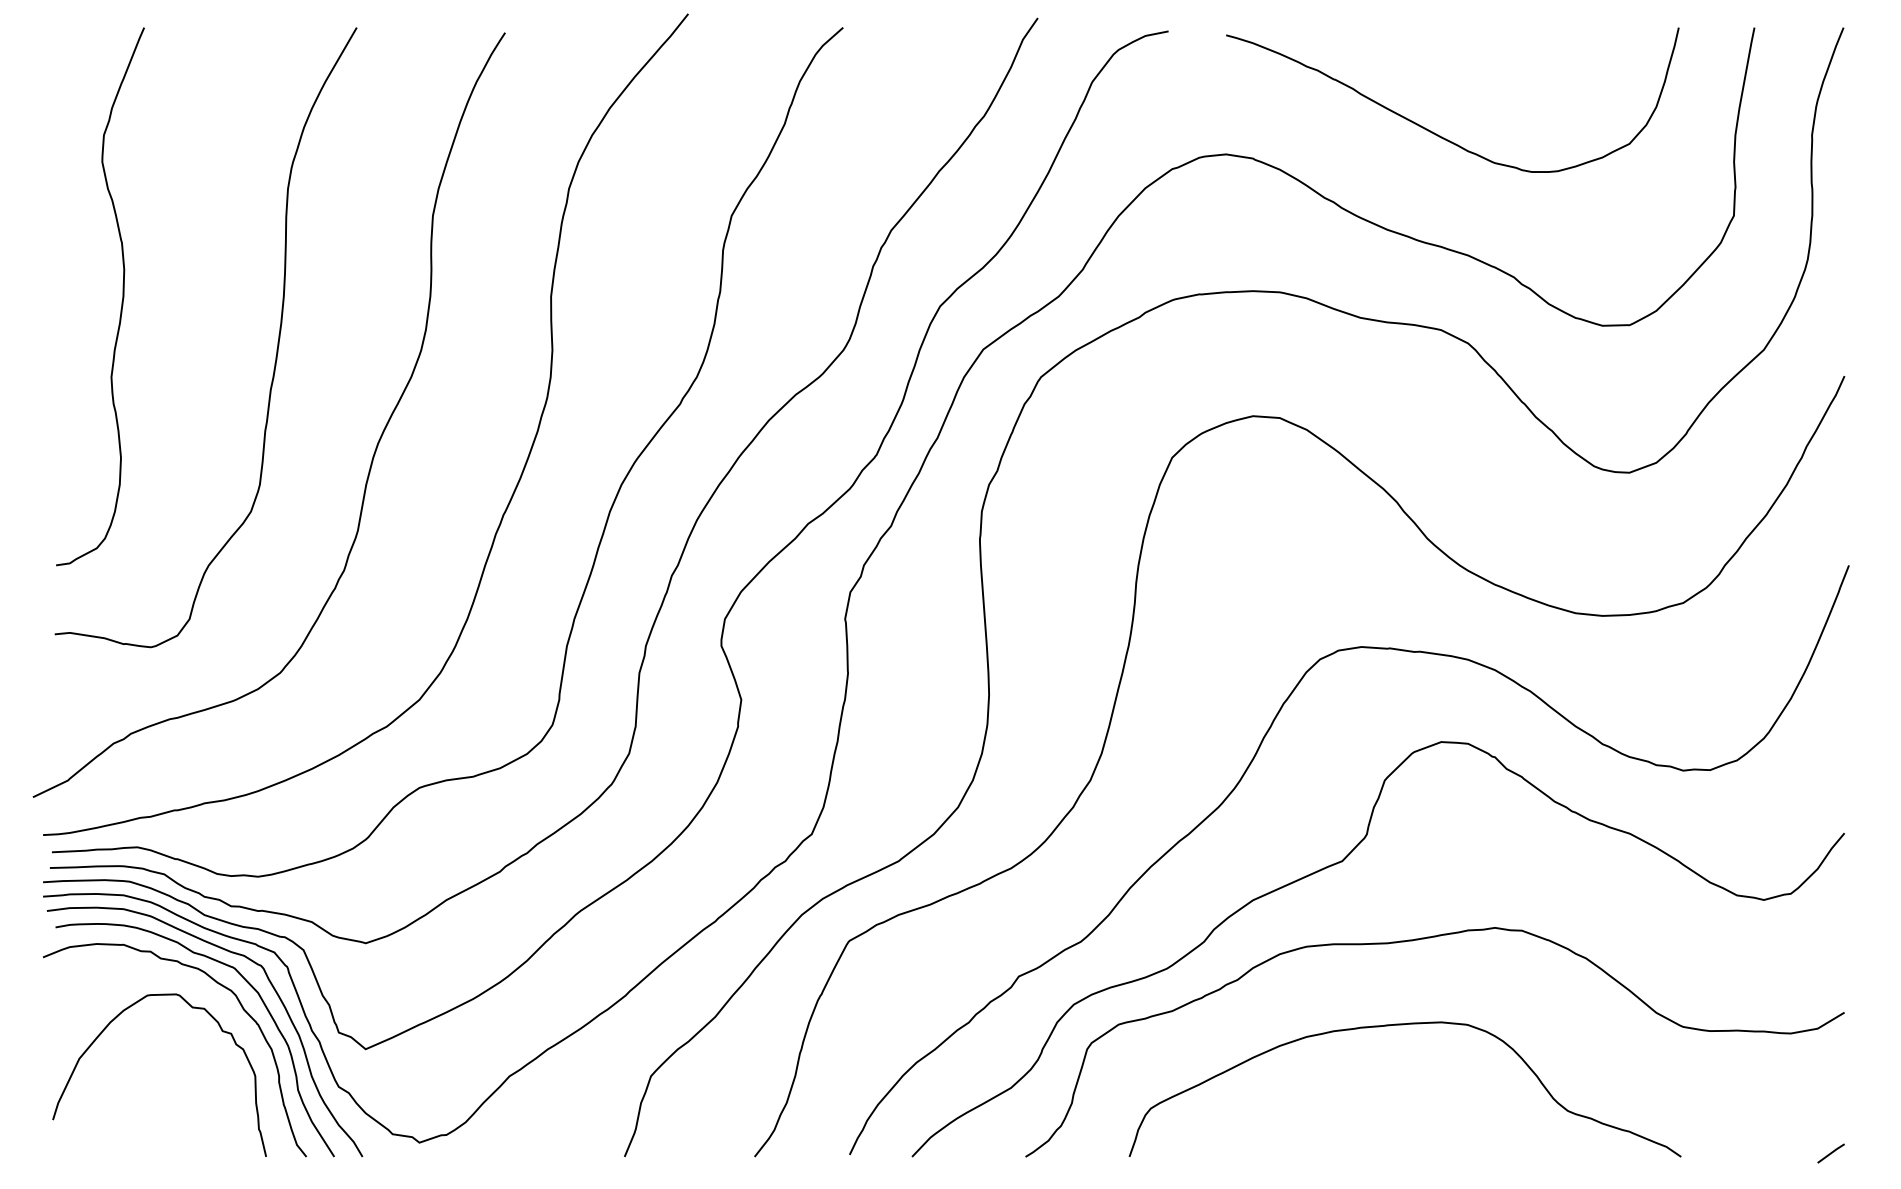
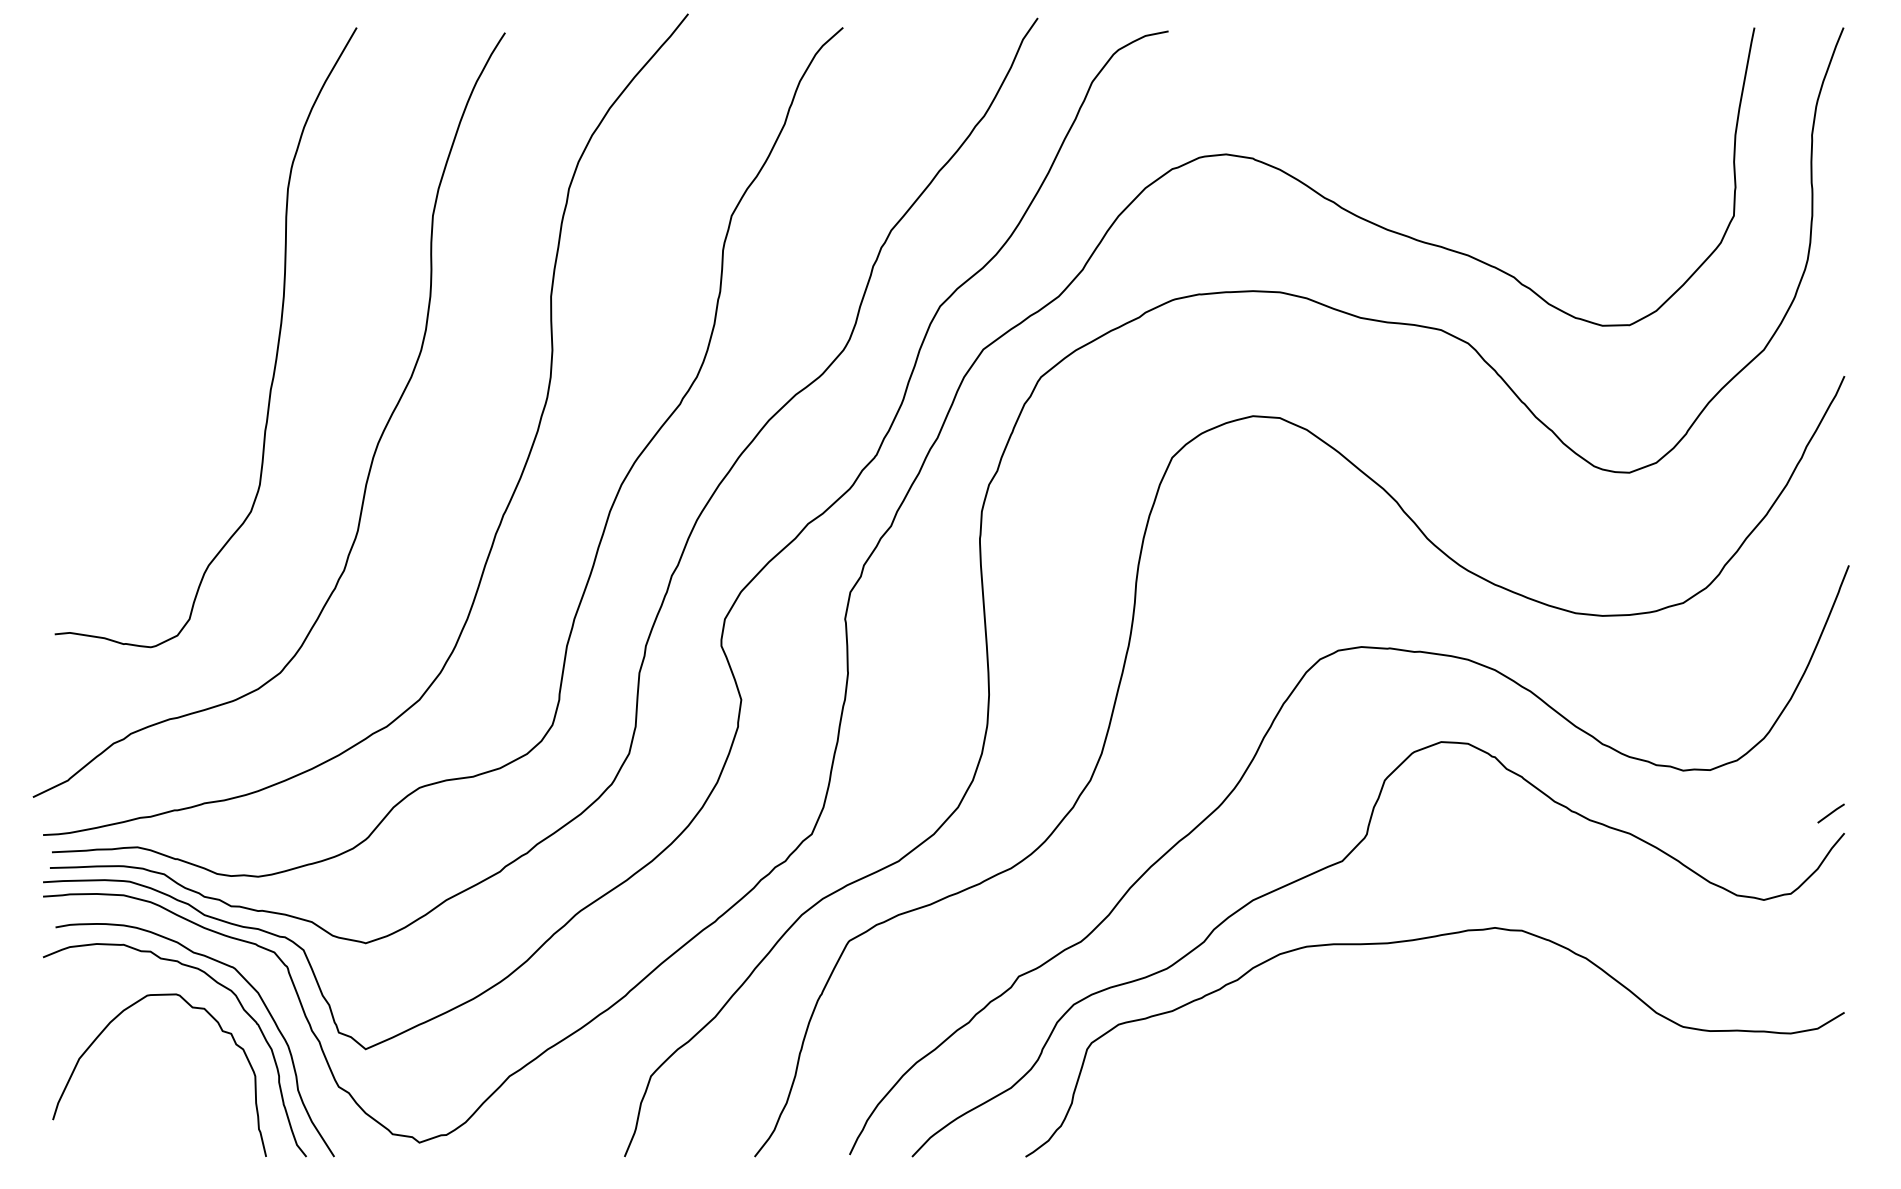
curve: present -> none (1436, 133)
curve: present -> none (121, 301)
curve: present -> none (274, 991)
curve: present -> none (1403, 1025)
line position: (1830, 1153) -> (1830, 813) (1830, 813)
